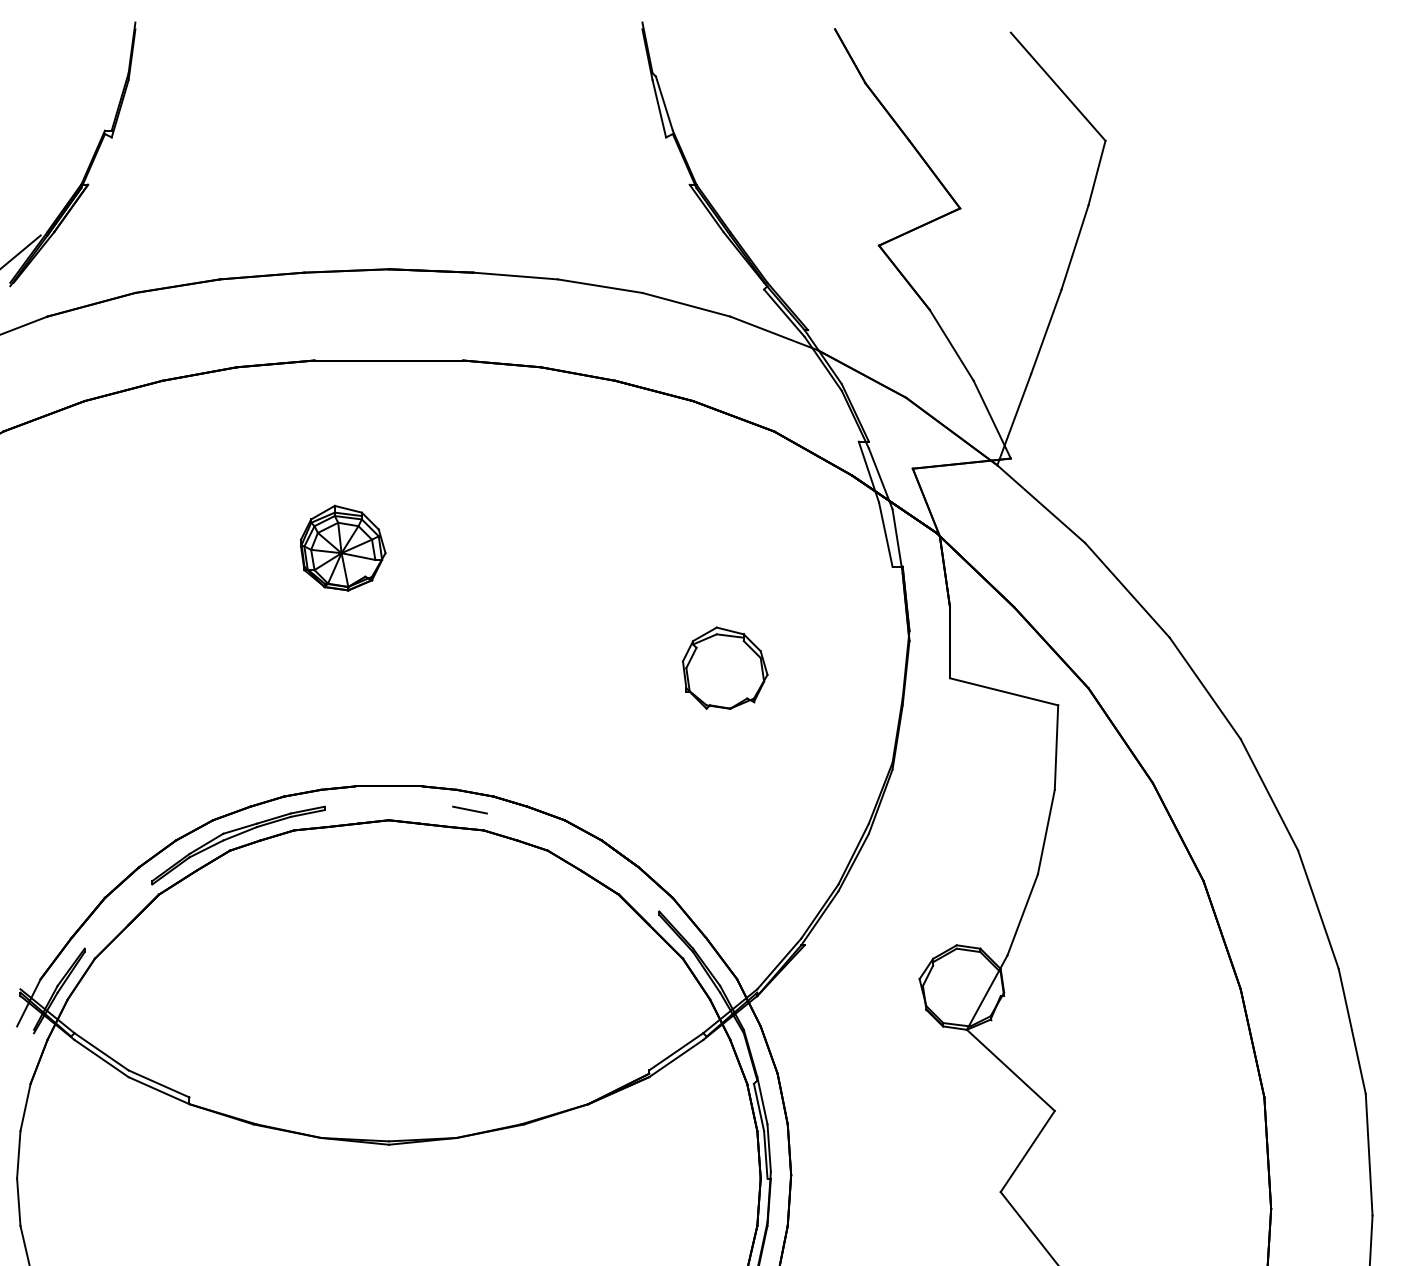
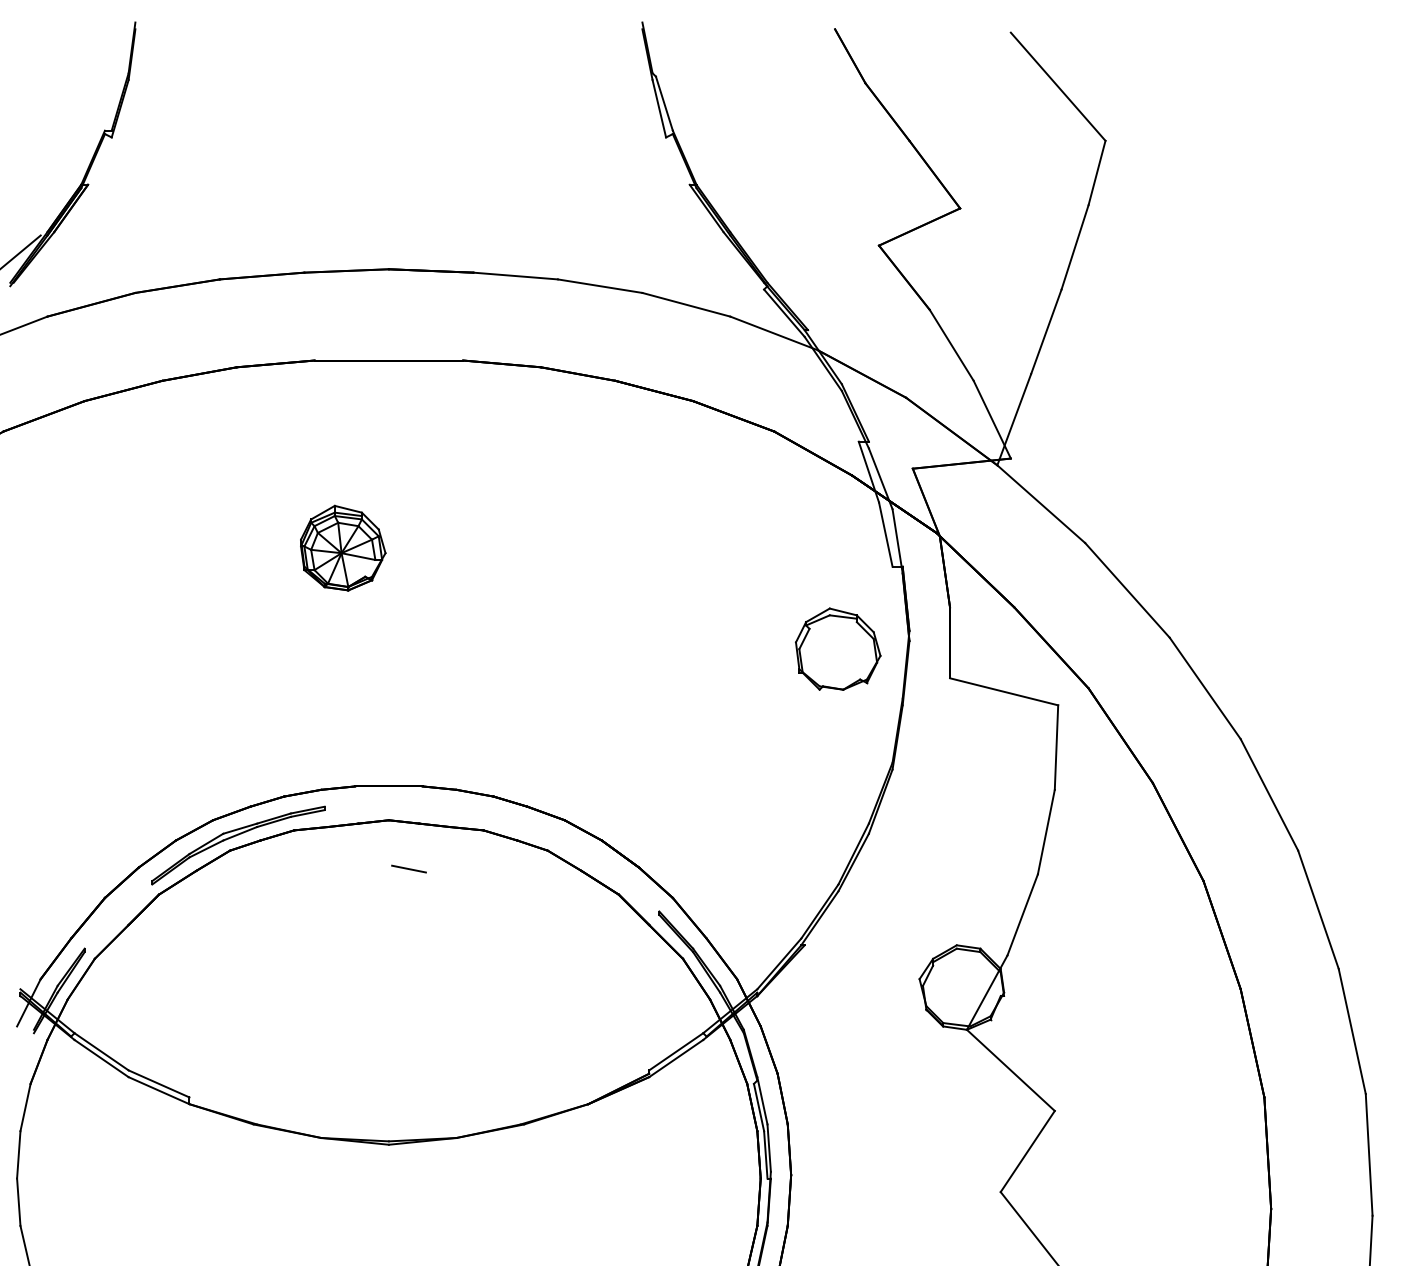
part position: (725, 667) -> (838, 648) (838, 648)
line position: (469, 809) -> (408, 868) (408, 868)
